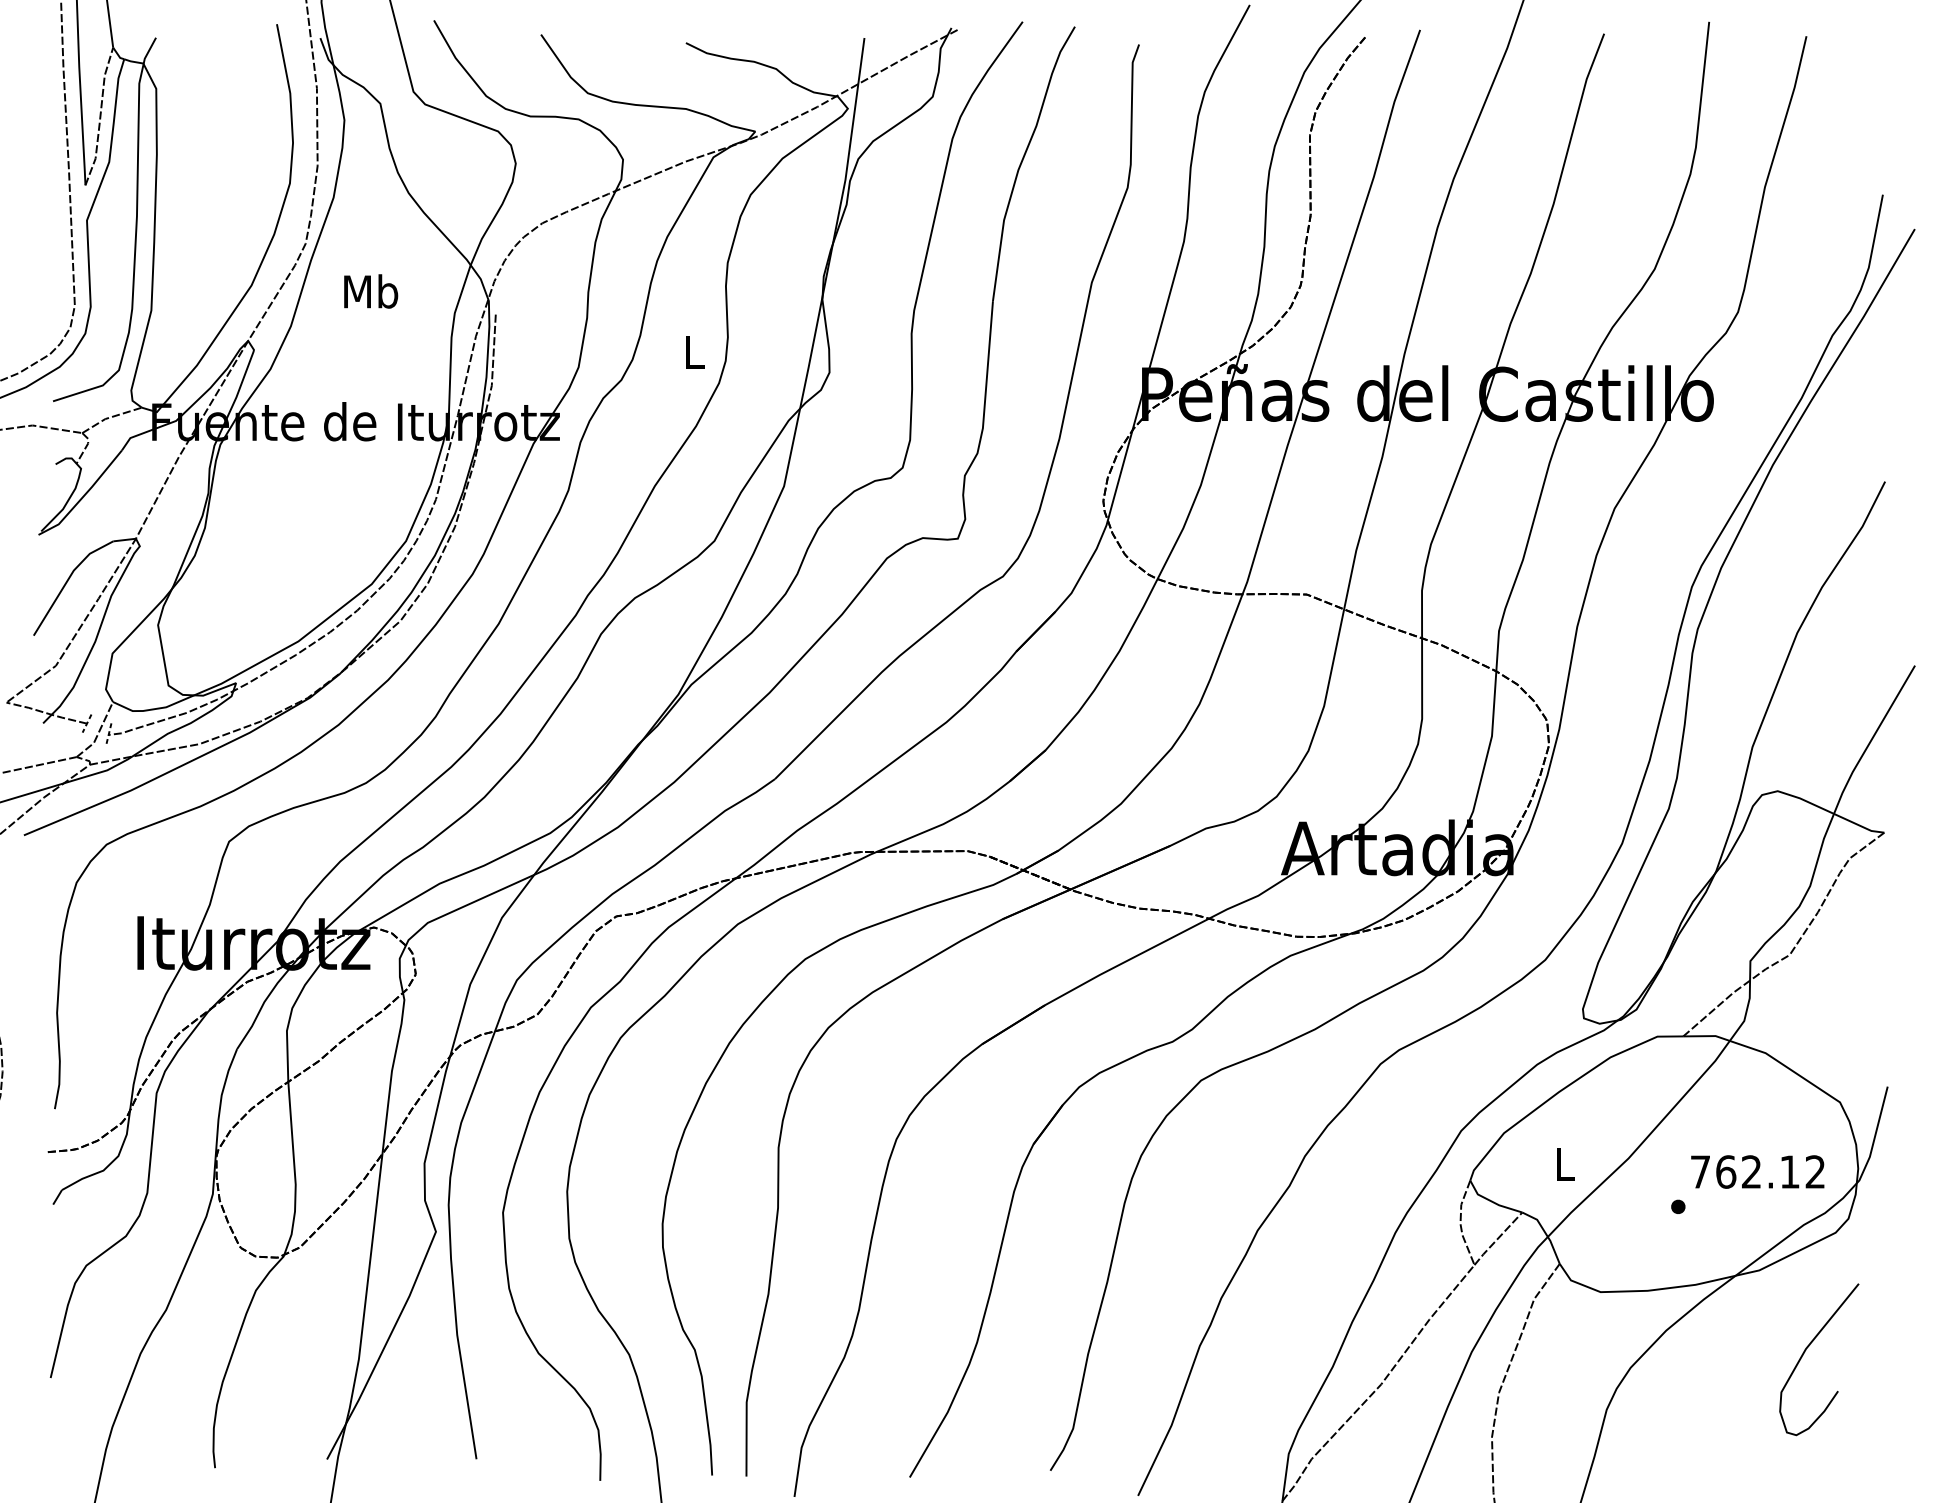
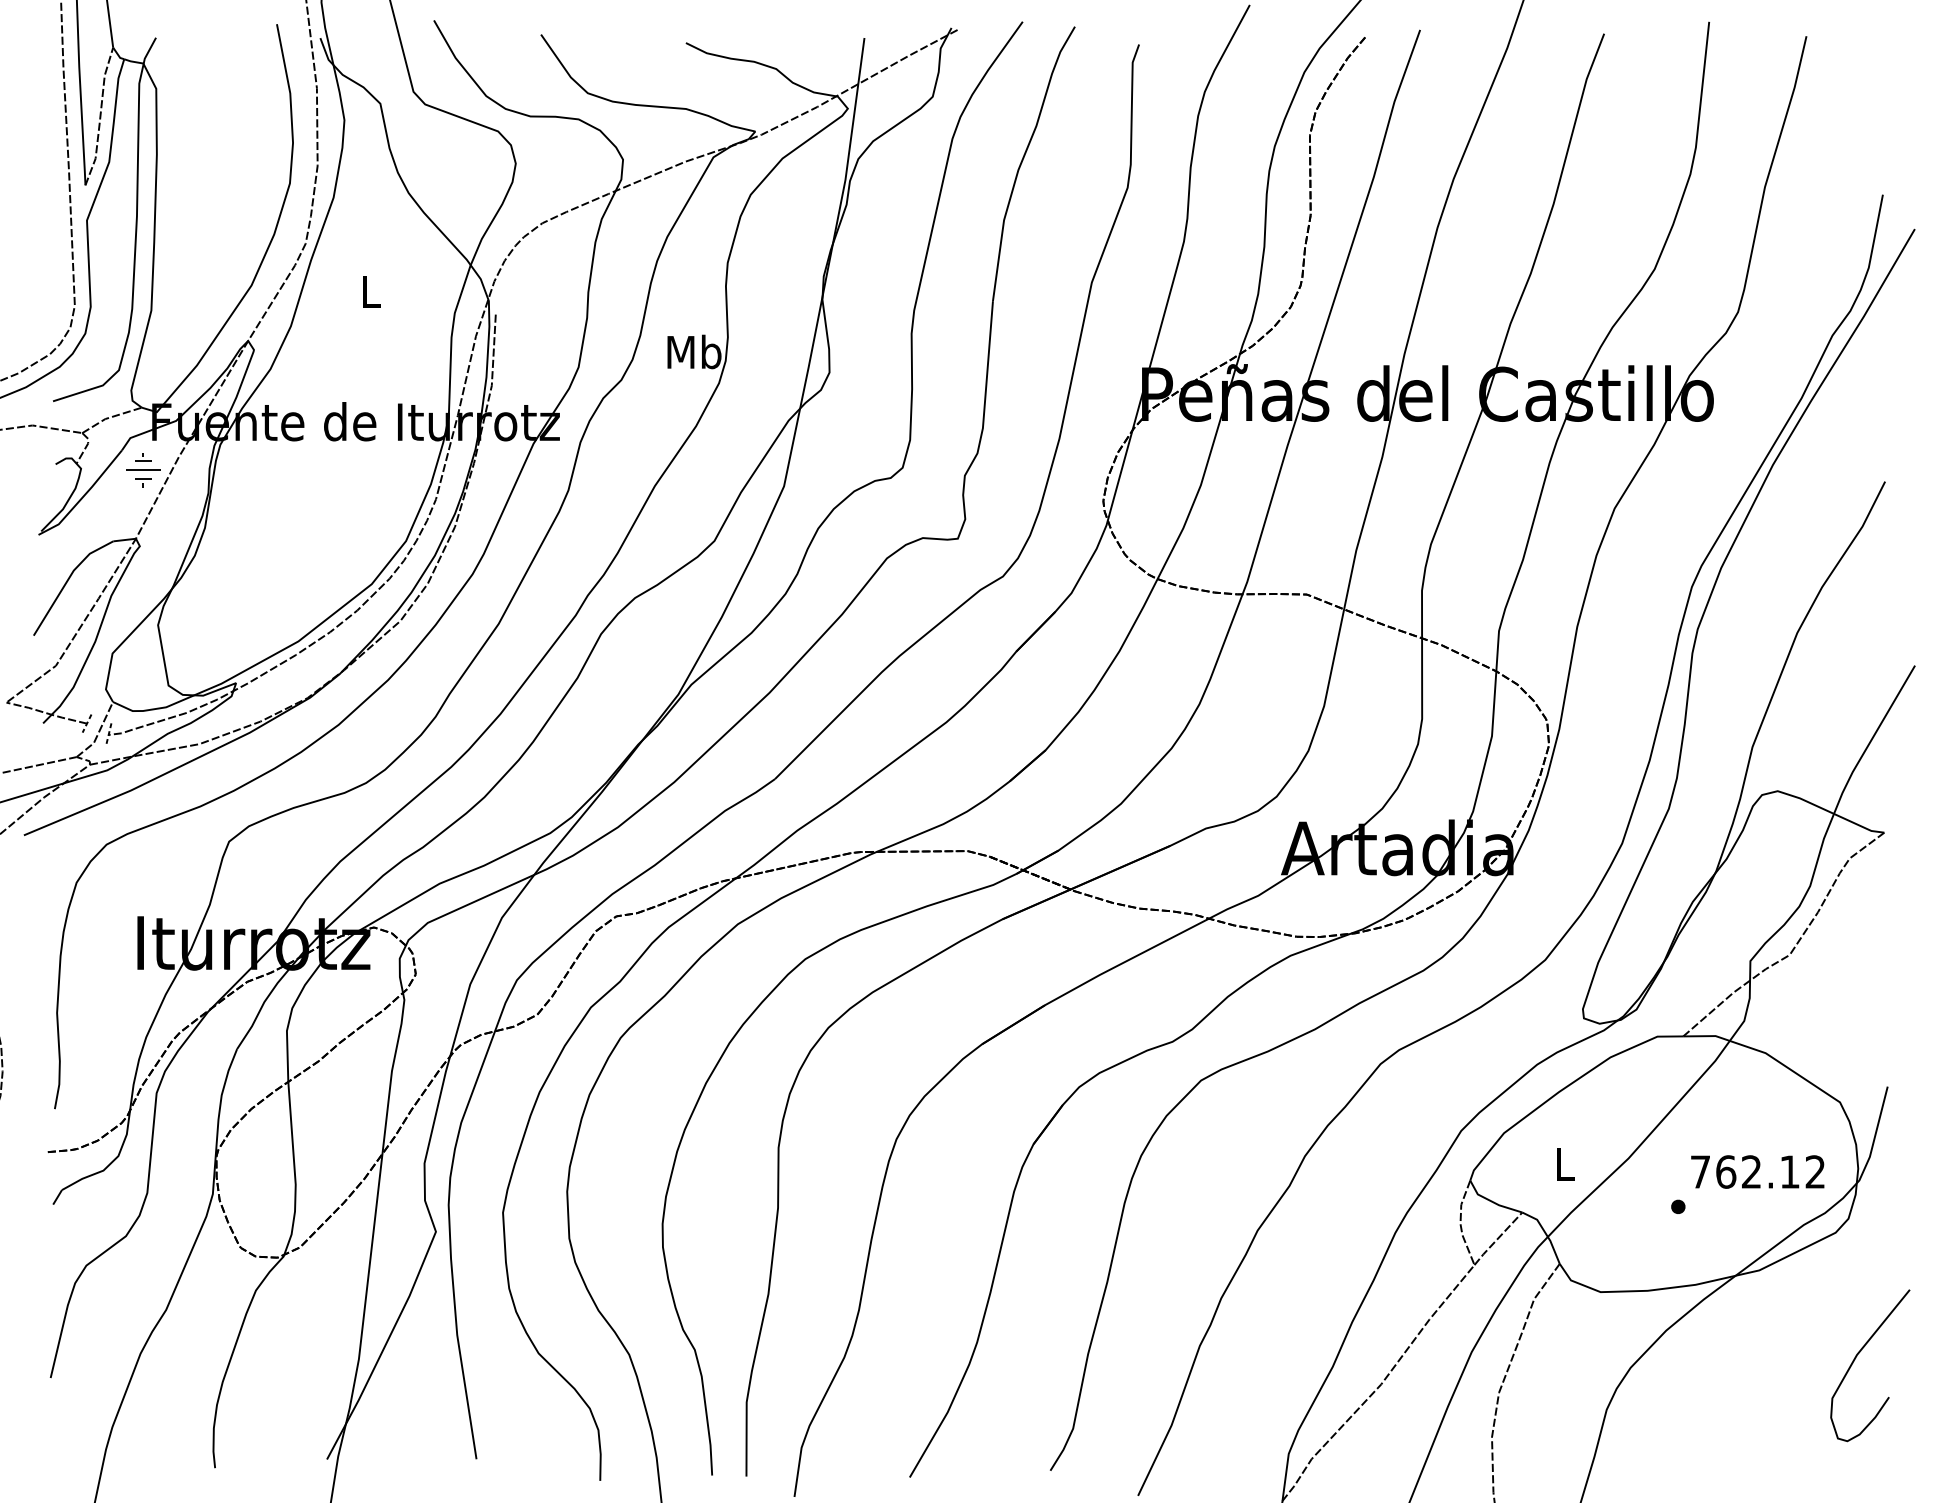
text: Mb -> L (371, 291)
text: L -> Mb (694, 351)
part: none -> present (143, 470)
curve position: (1805, 1352) -> (1856, 1358) (1856, 1358)
